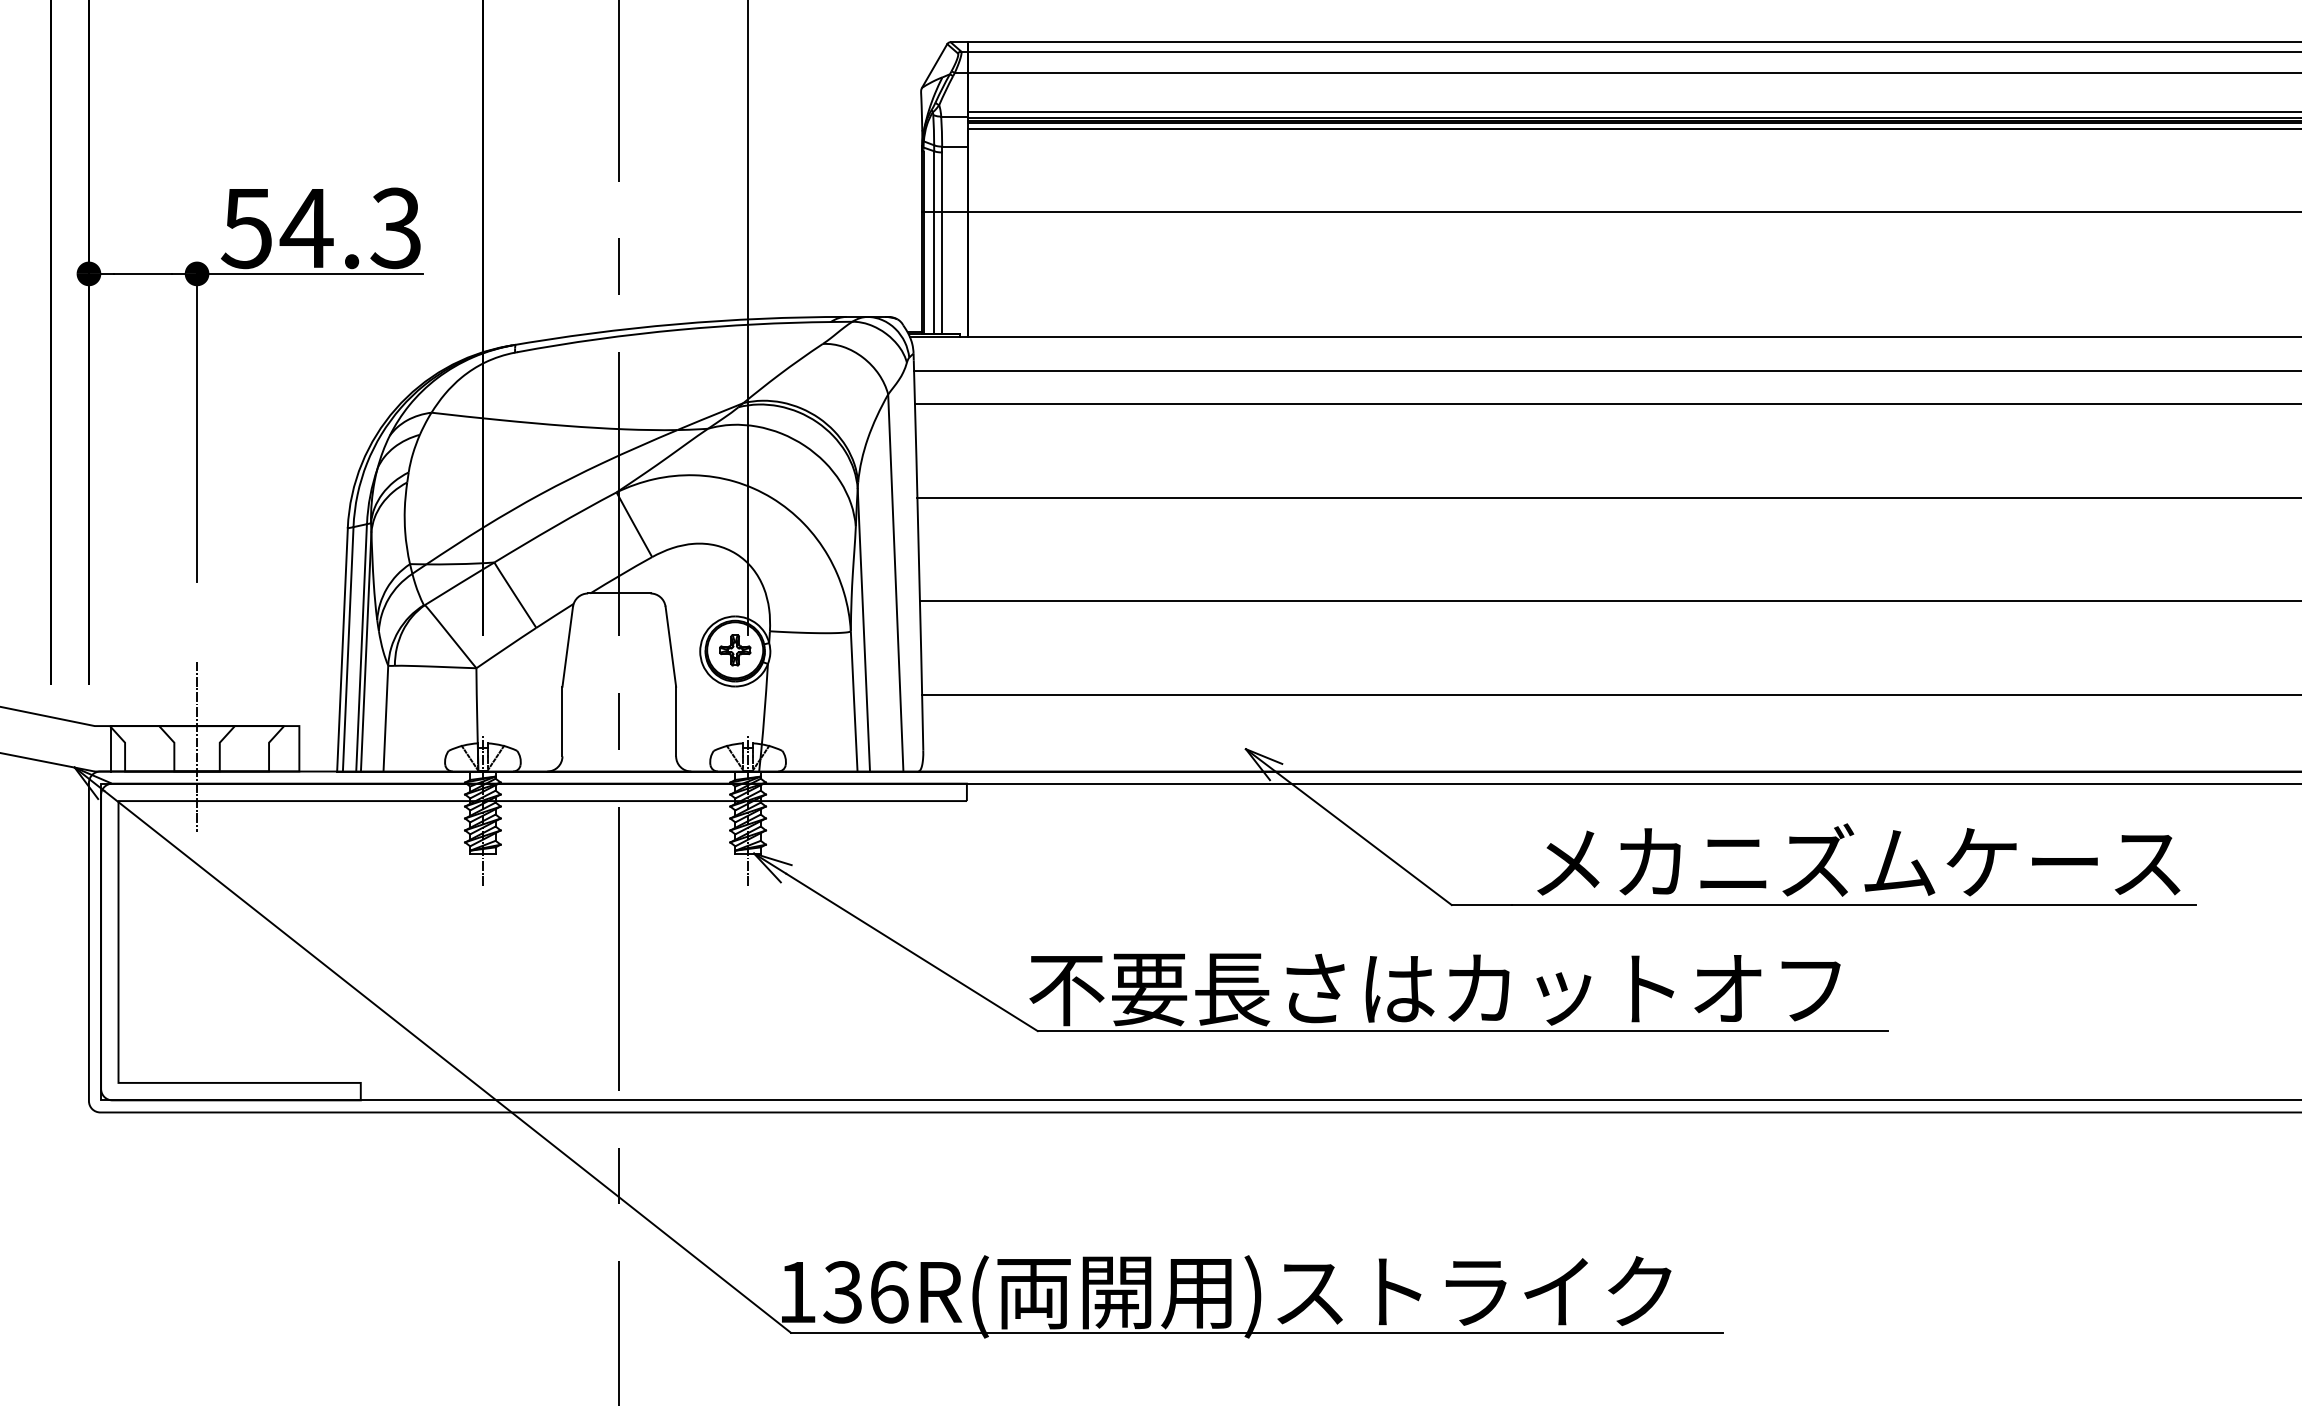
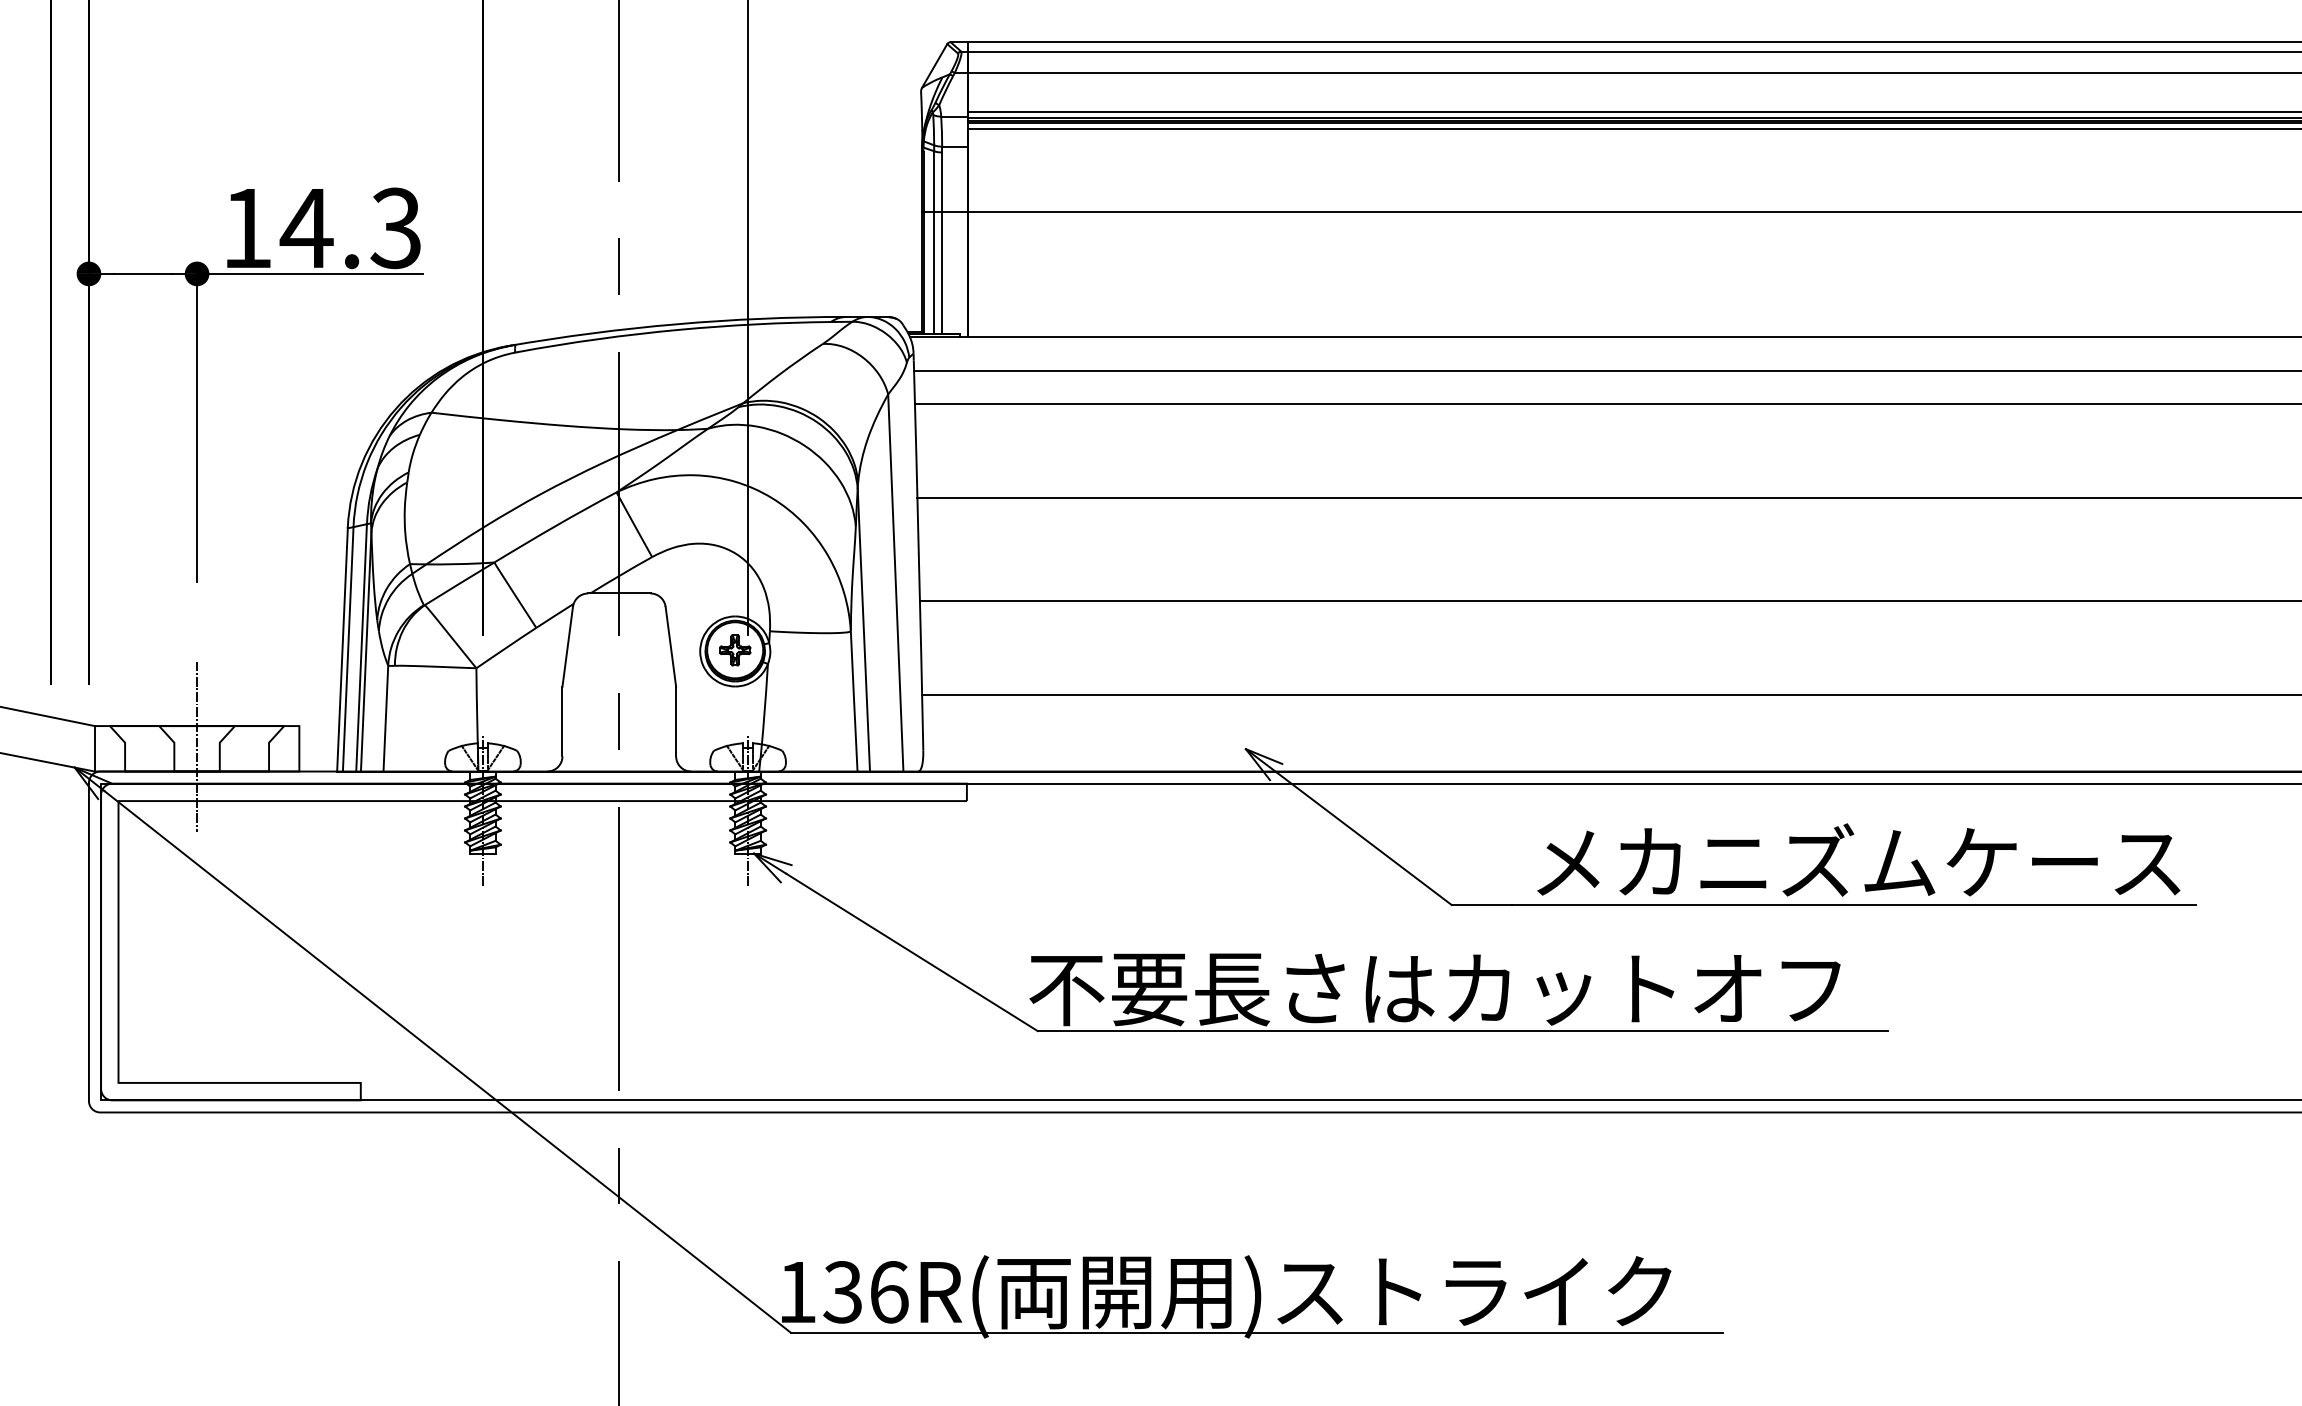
text: 54.3 -> 14.3 (246, 229)
line position: (110, 748) -> (94, 748) (94, 748)
